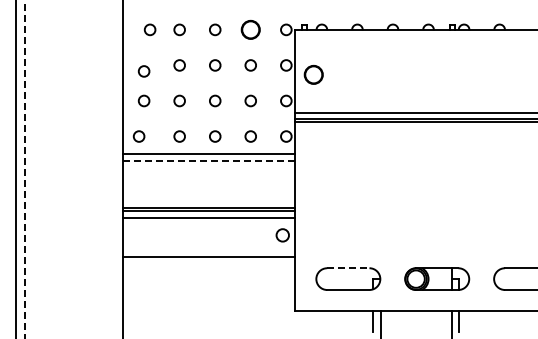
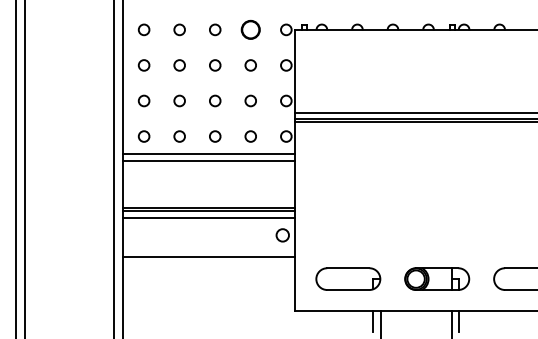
circle position: (149, 29) -> (143, 29) (143, 29)
circle position: (143, 71) -> (143, 65) (143, 65)
circle: present -> none (313, 74)
circle position: (138, 136) -> (143, 136) (143, 136)
line: dashed -> solid (208, 161)
line: none -> present (114, 168)
line: dashed -> solid (24, 169)
line: dashed -> solid (348, 268)
